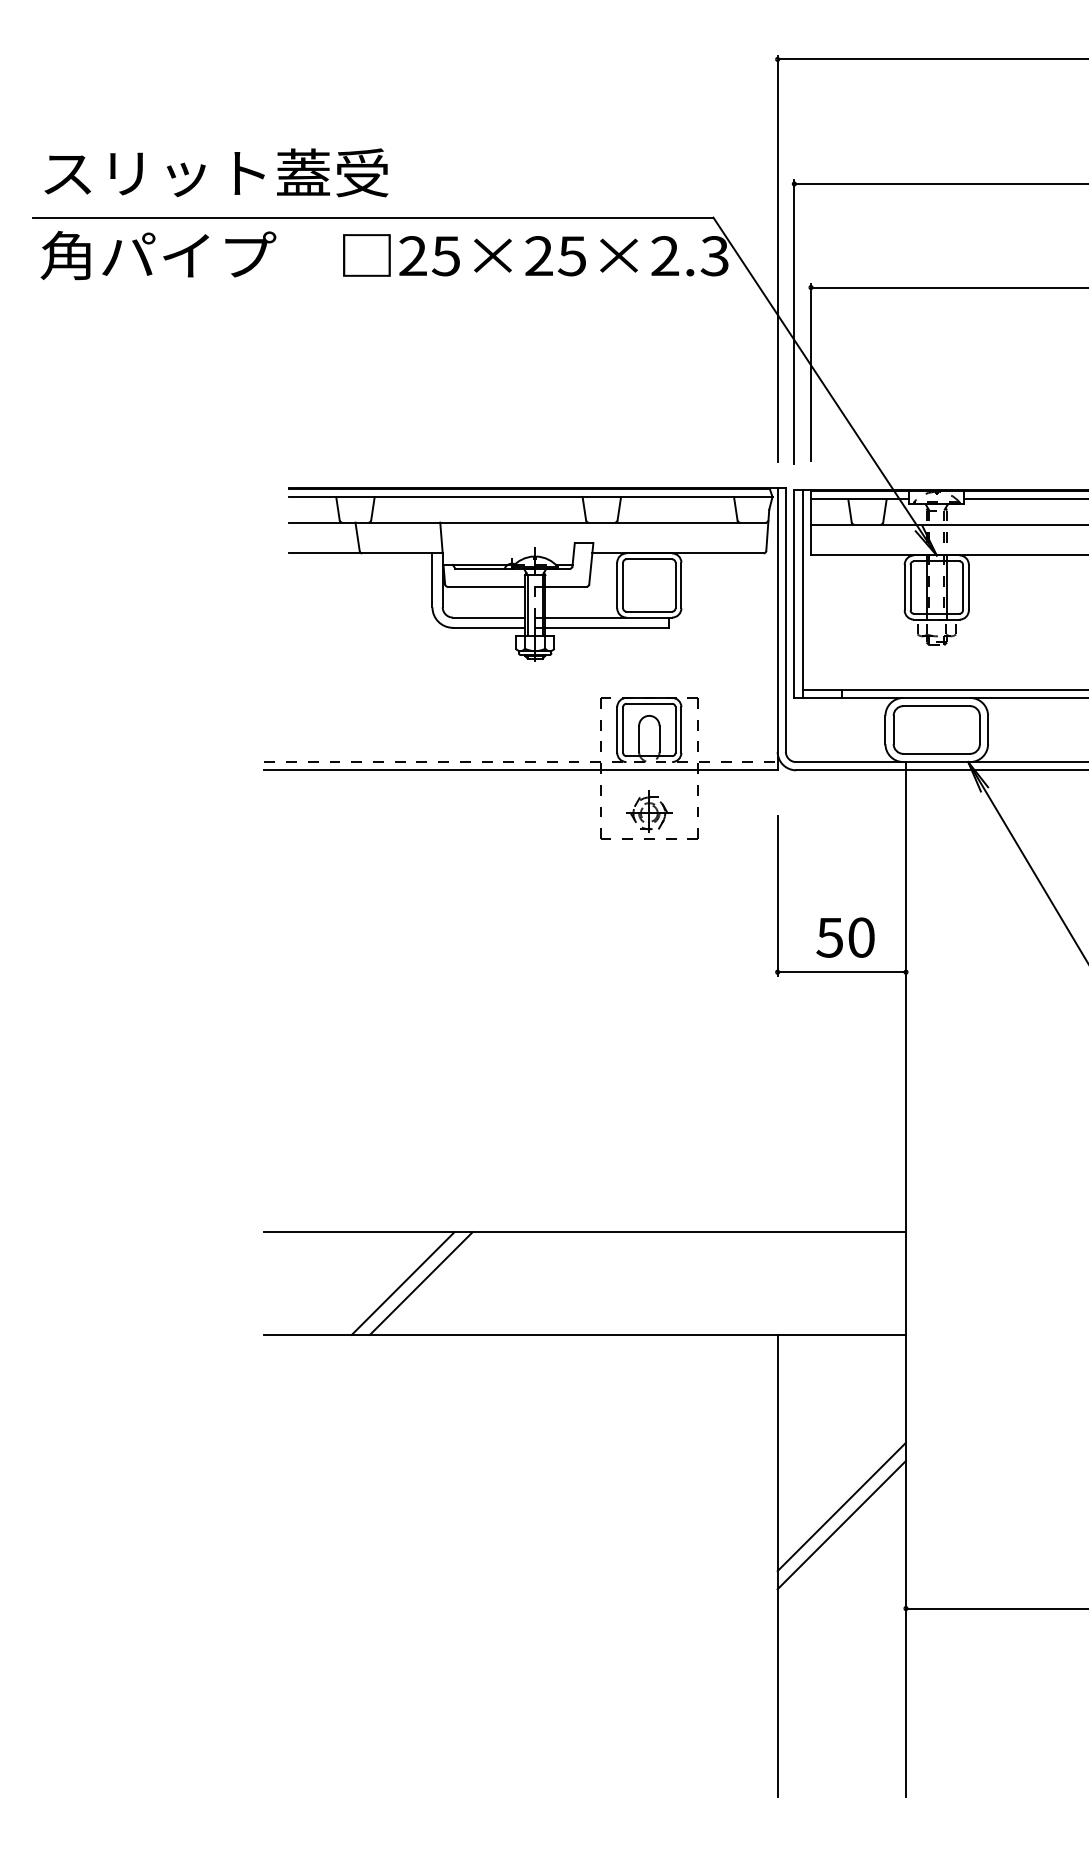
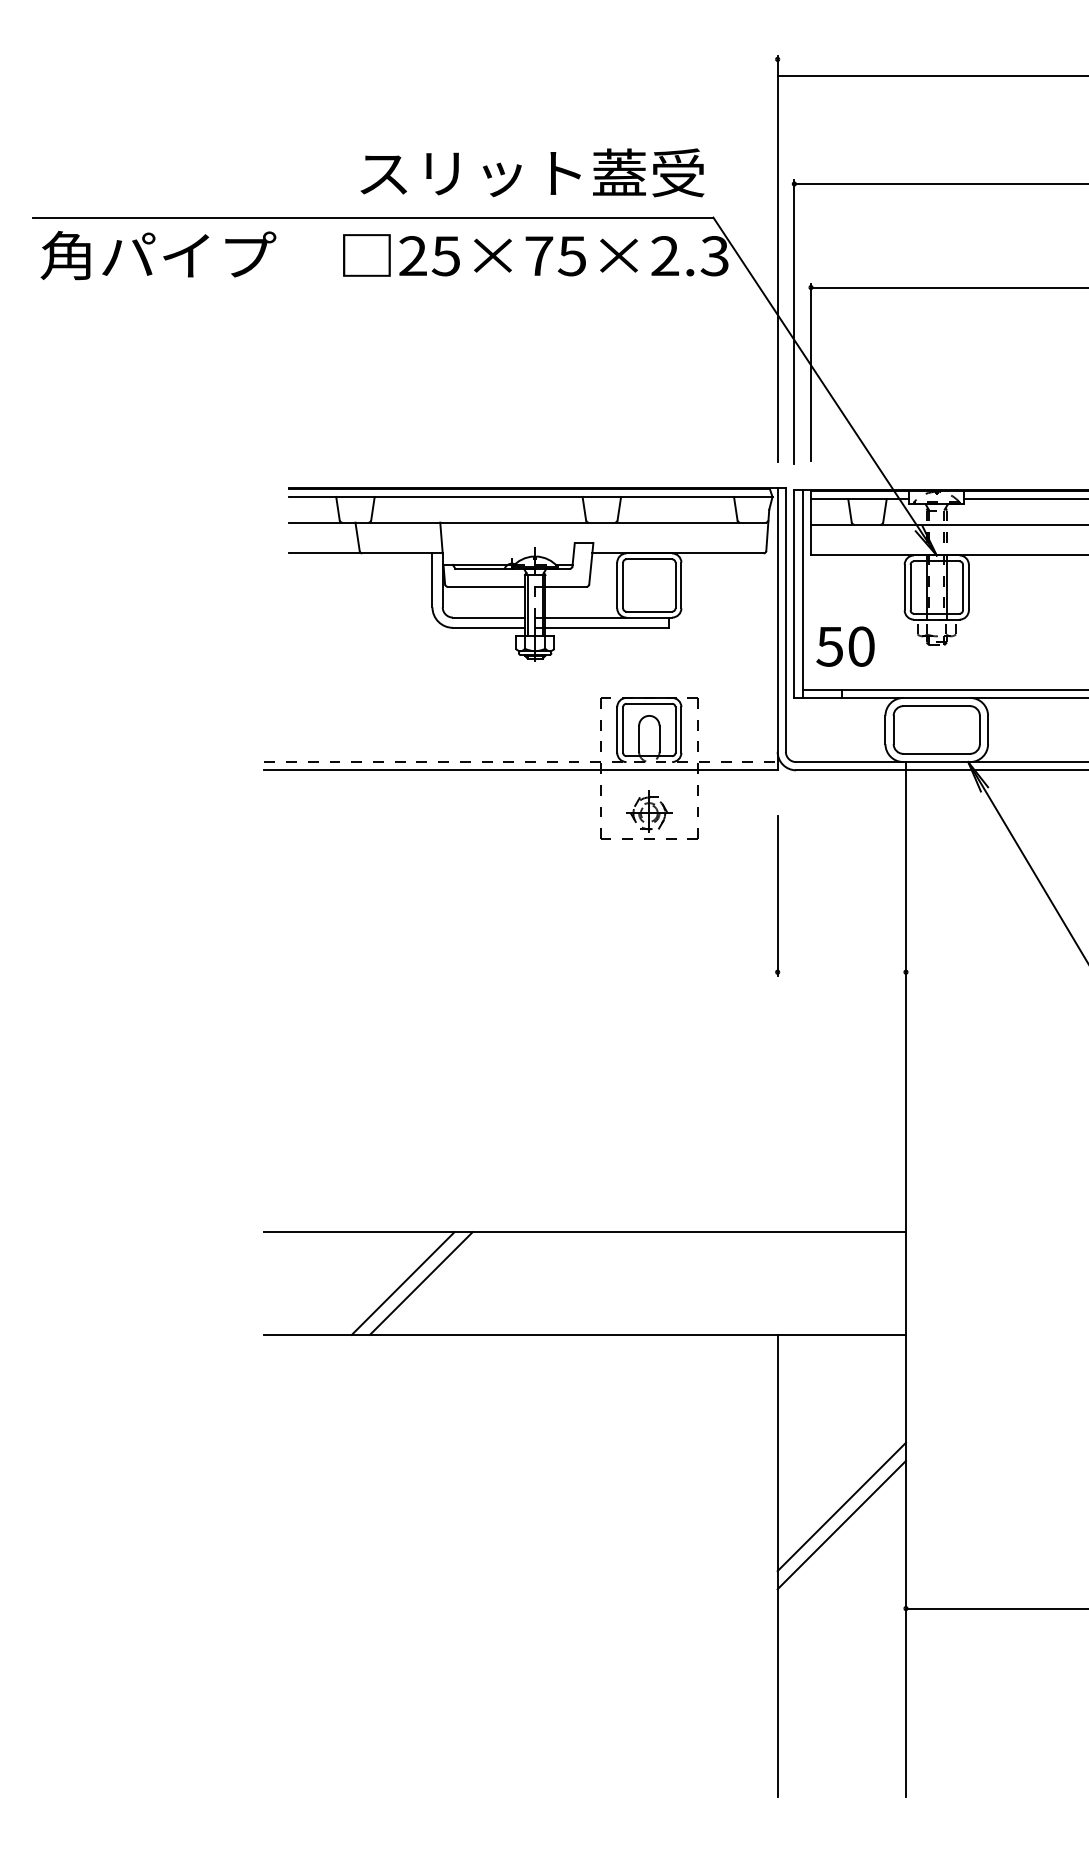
line position: (931, 59) -> (931, 76) (931, 76)
text position: (216, 172) -> (532, 172) (532, 172)
text: 25×25×2.3 -> 25×75×2.3 (539, 255)
text position: (845, 937) -> (845, 646) (845, 646)
line: present -> none (841, 972)
